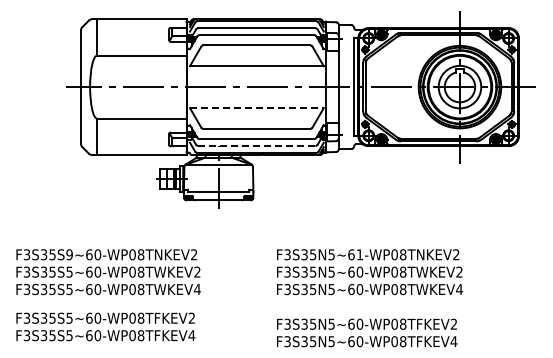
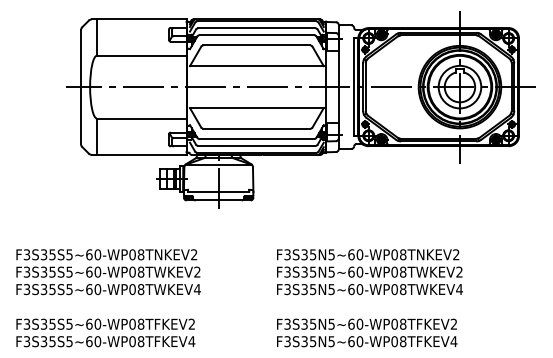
line: dashed -> solid (256, 108)
line: dashed -> solid (256, 146)
text: F3S35S9~60-WP08TNKEV2 -> F3S35S5~60-WP08TNKEV2 (69, 254)
text: F3S35N5~61-WP08TNKEV2 -> F3S35N5~60-WP08TNKEV2 (359, 254)
text position: (105, 326) -> (105, 332) (105, 332)
